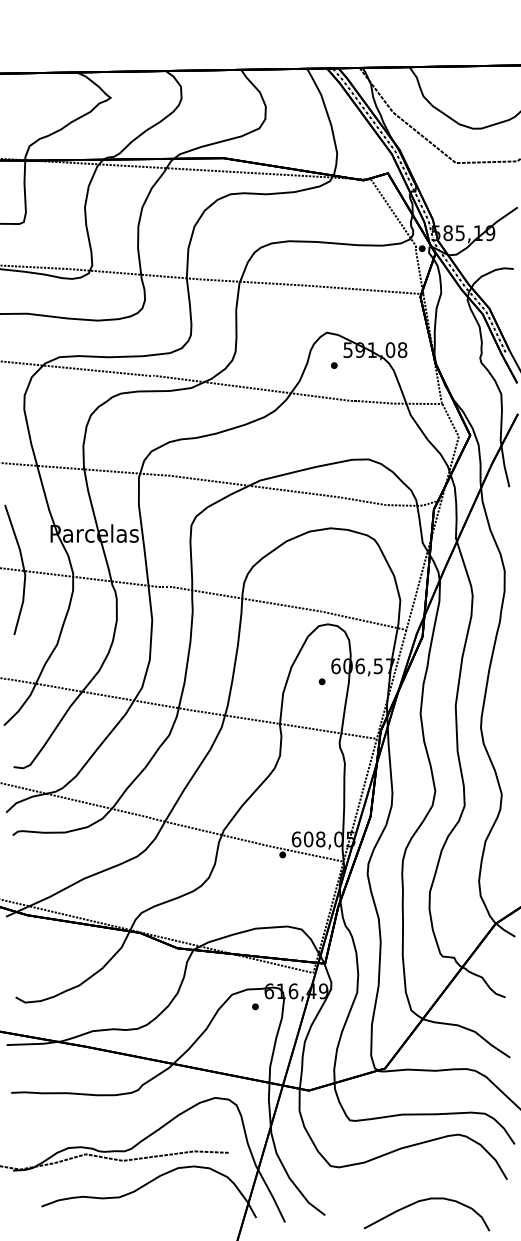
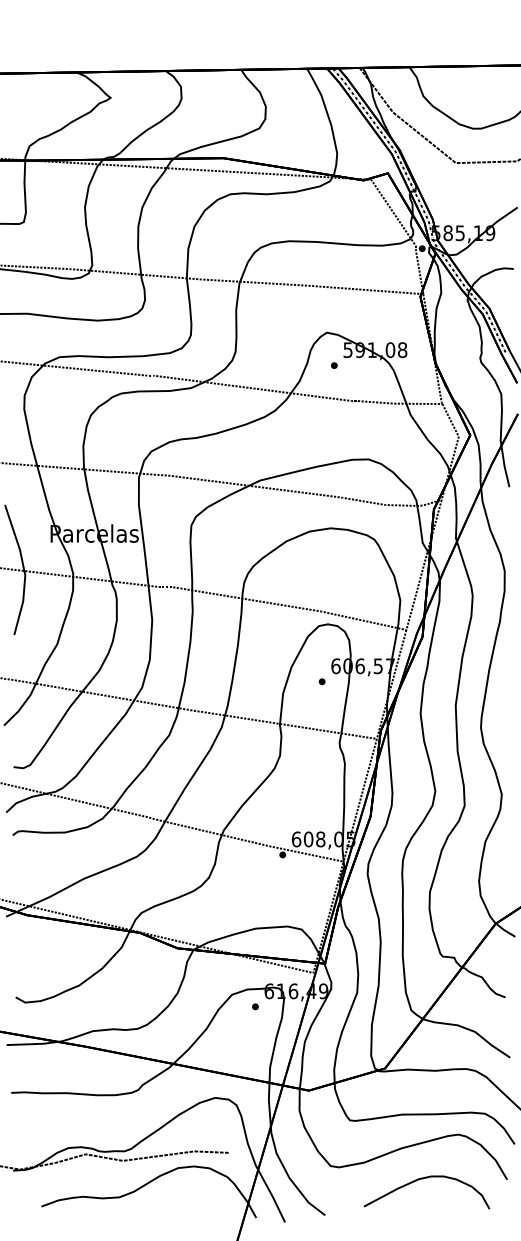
curve position: (423, 1201) -> (423, 1179) (423, 1179)
